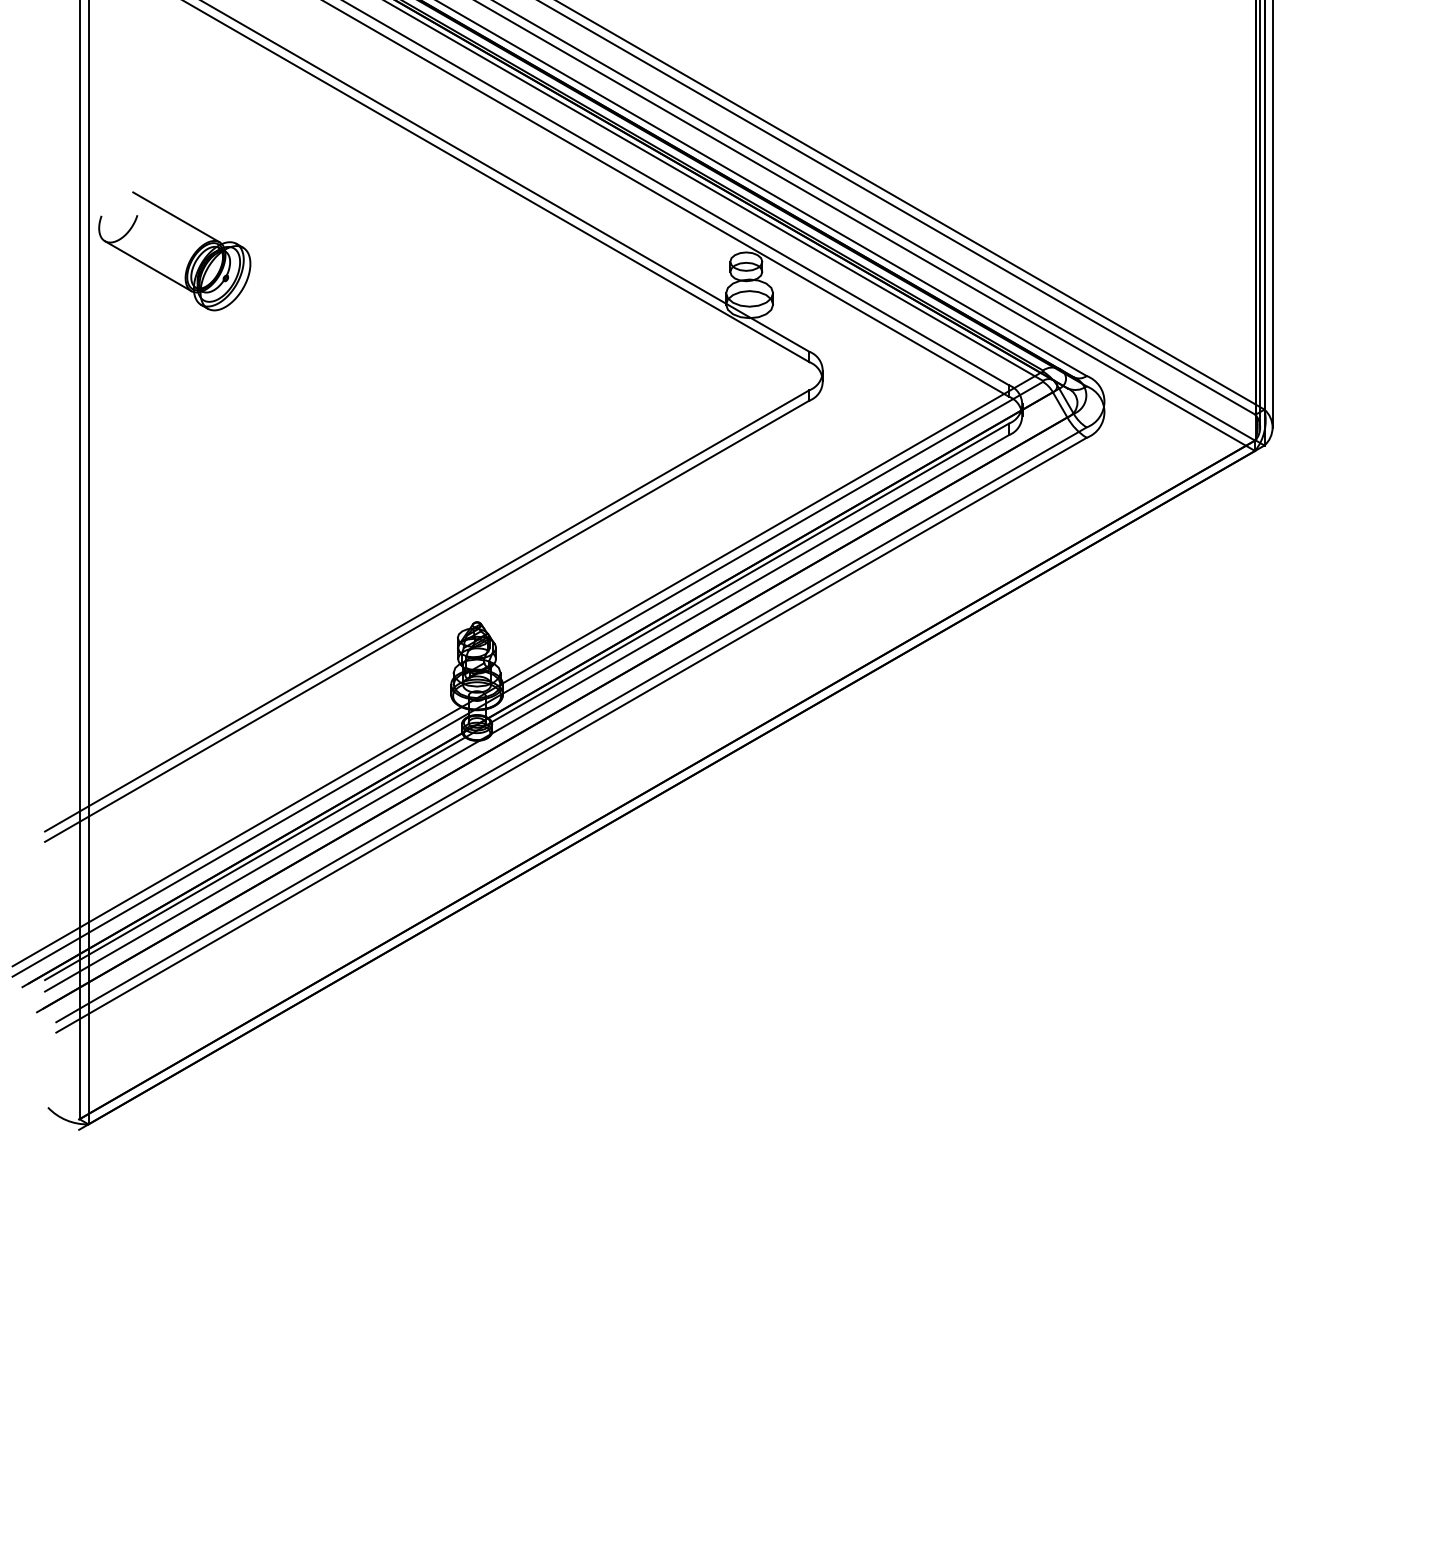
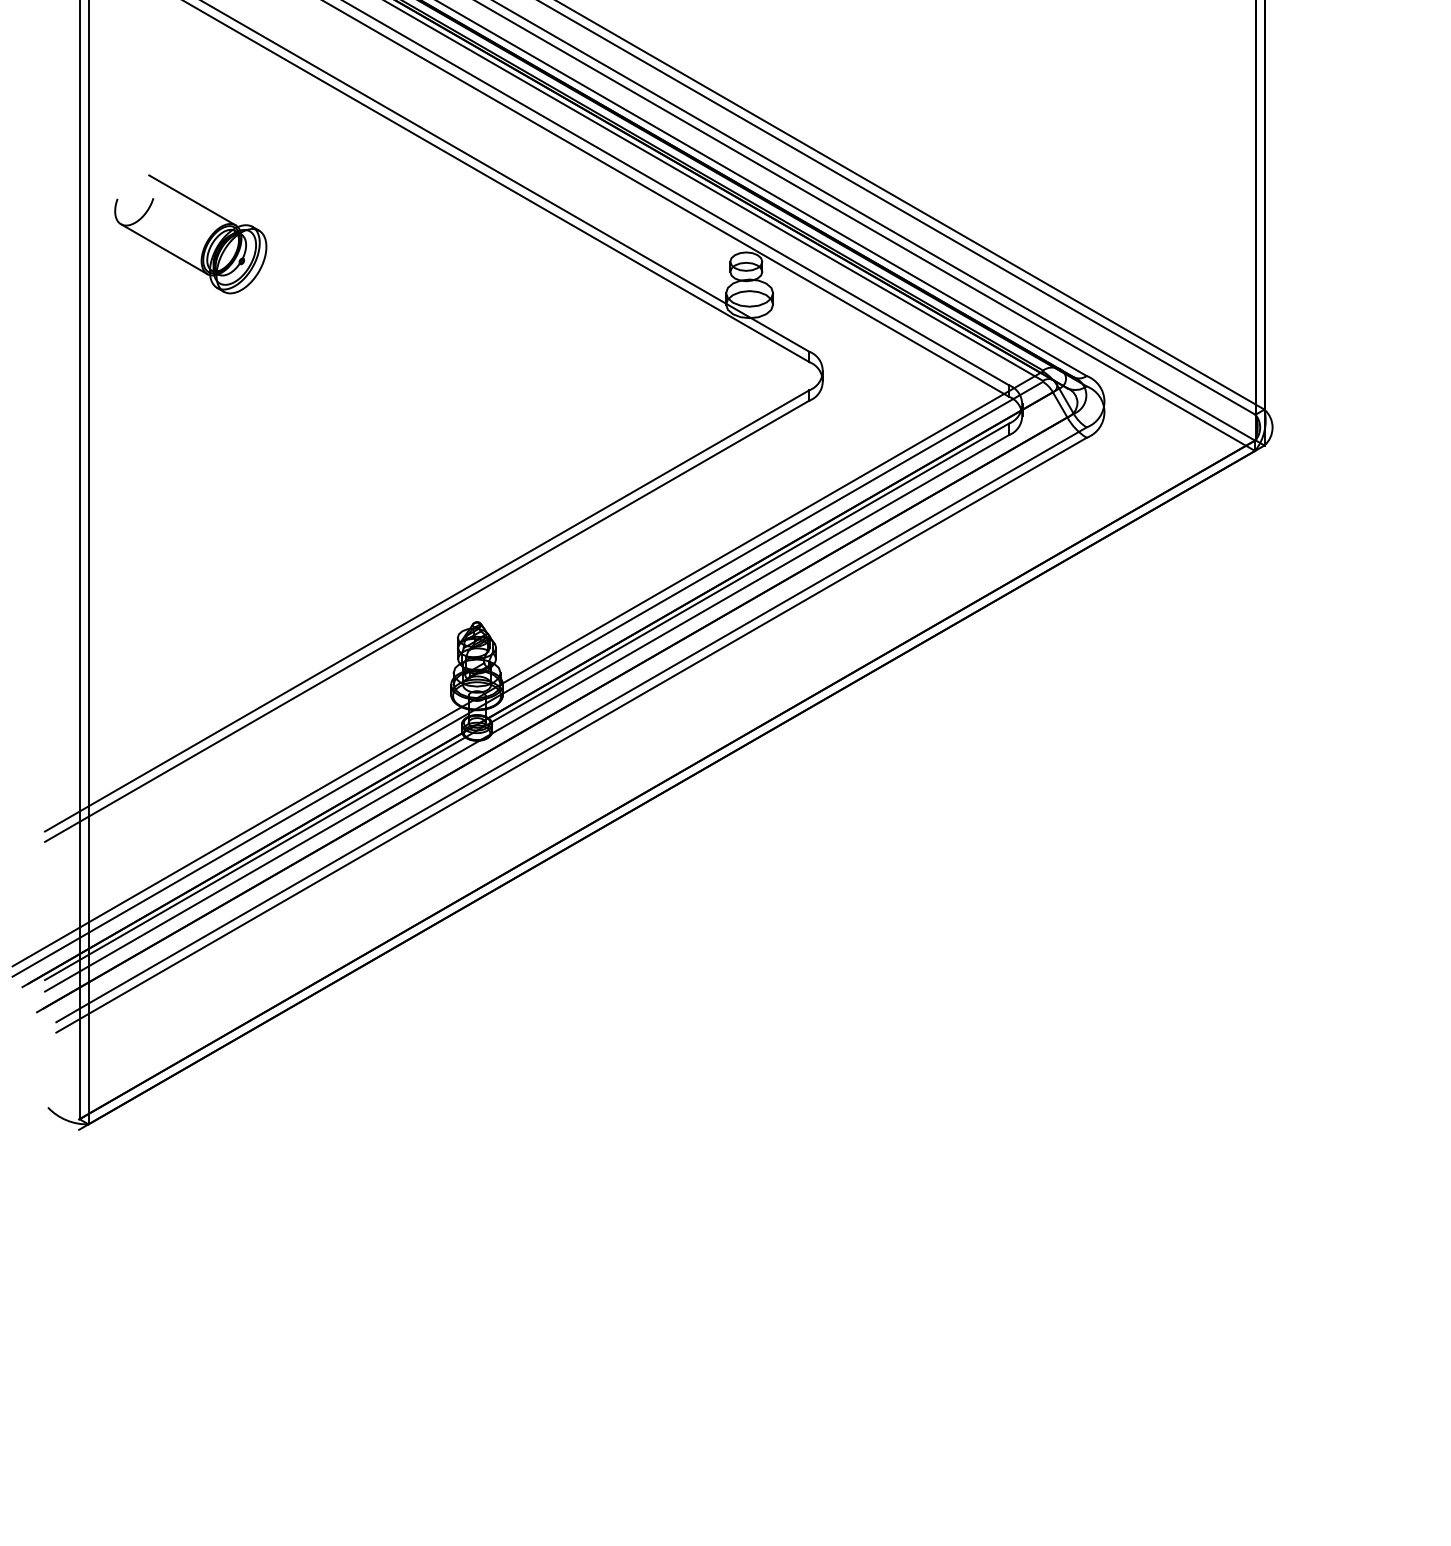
line: present -> none (1260, 214)
line: present -> none (1272, 214)
part position: (189, 259) -> (205, 242) (205, 242)
